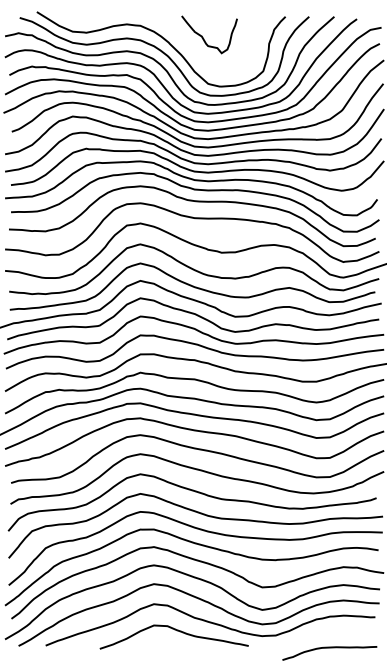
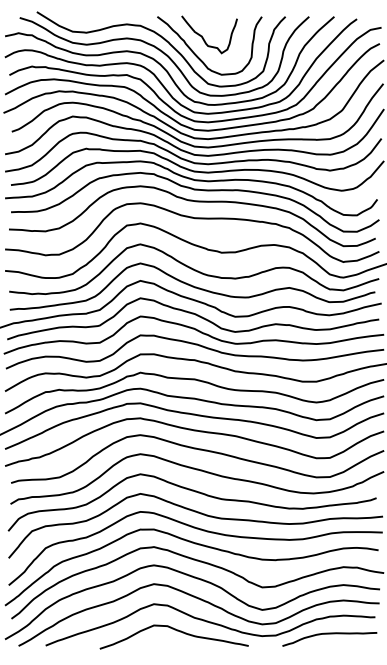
curve: none -> present (198, 56)
curve position: (329, 648) -> (329, 634) (329, 634)
